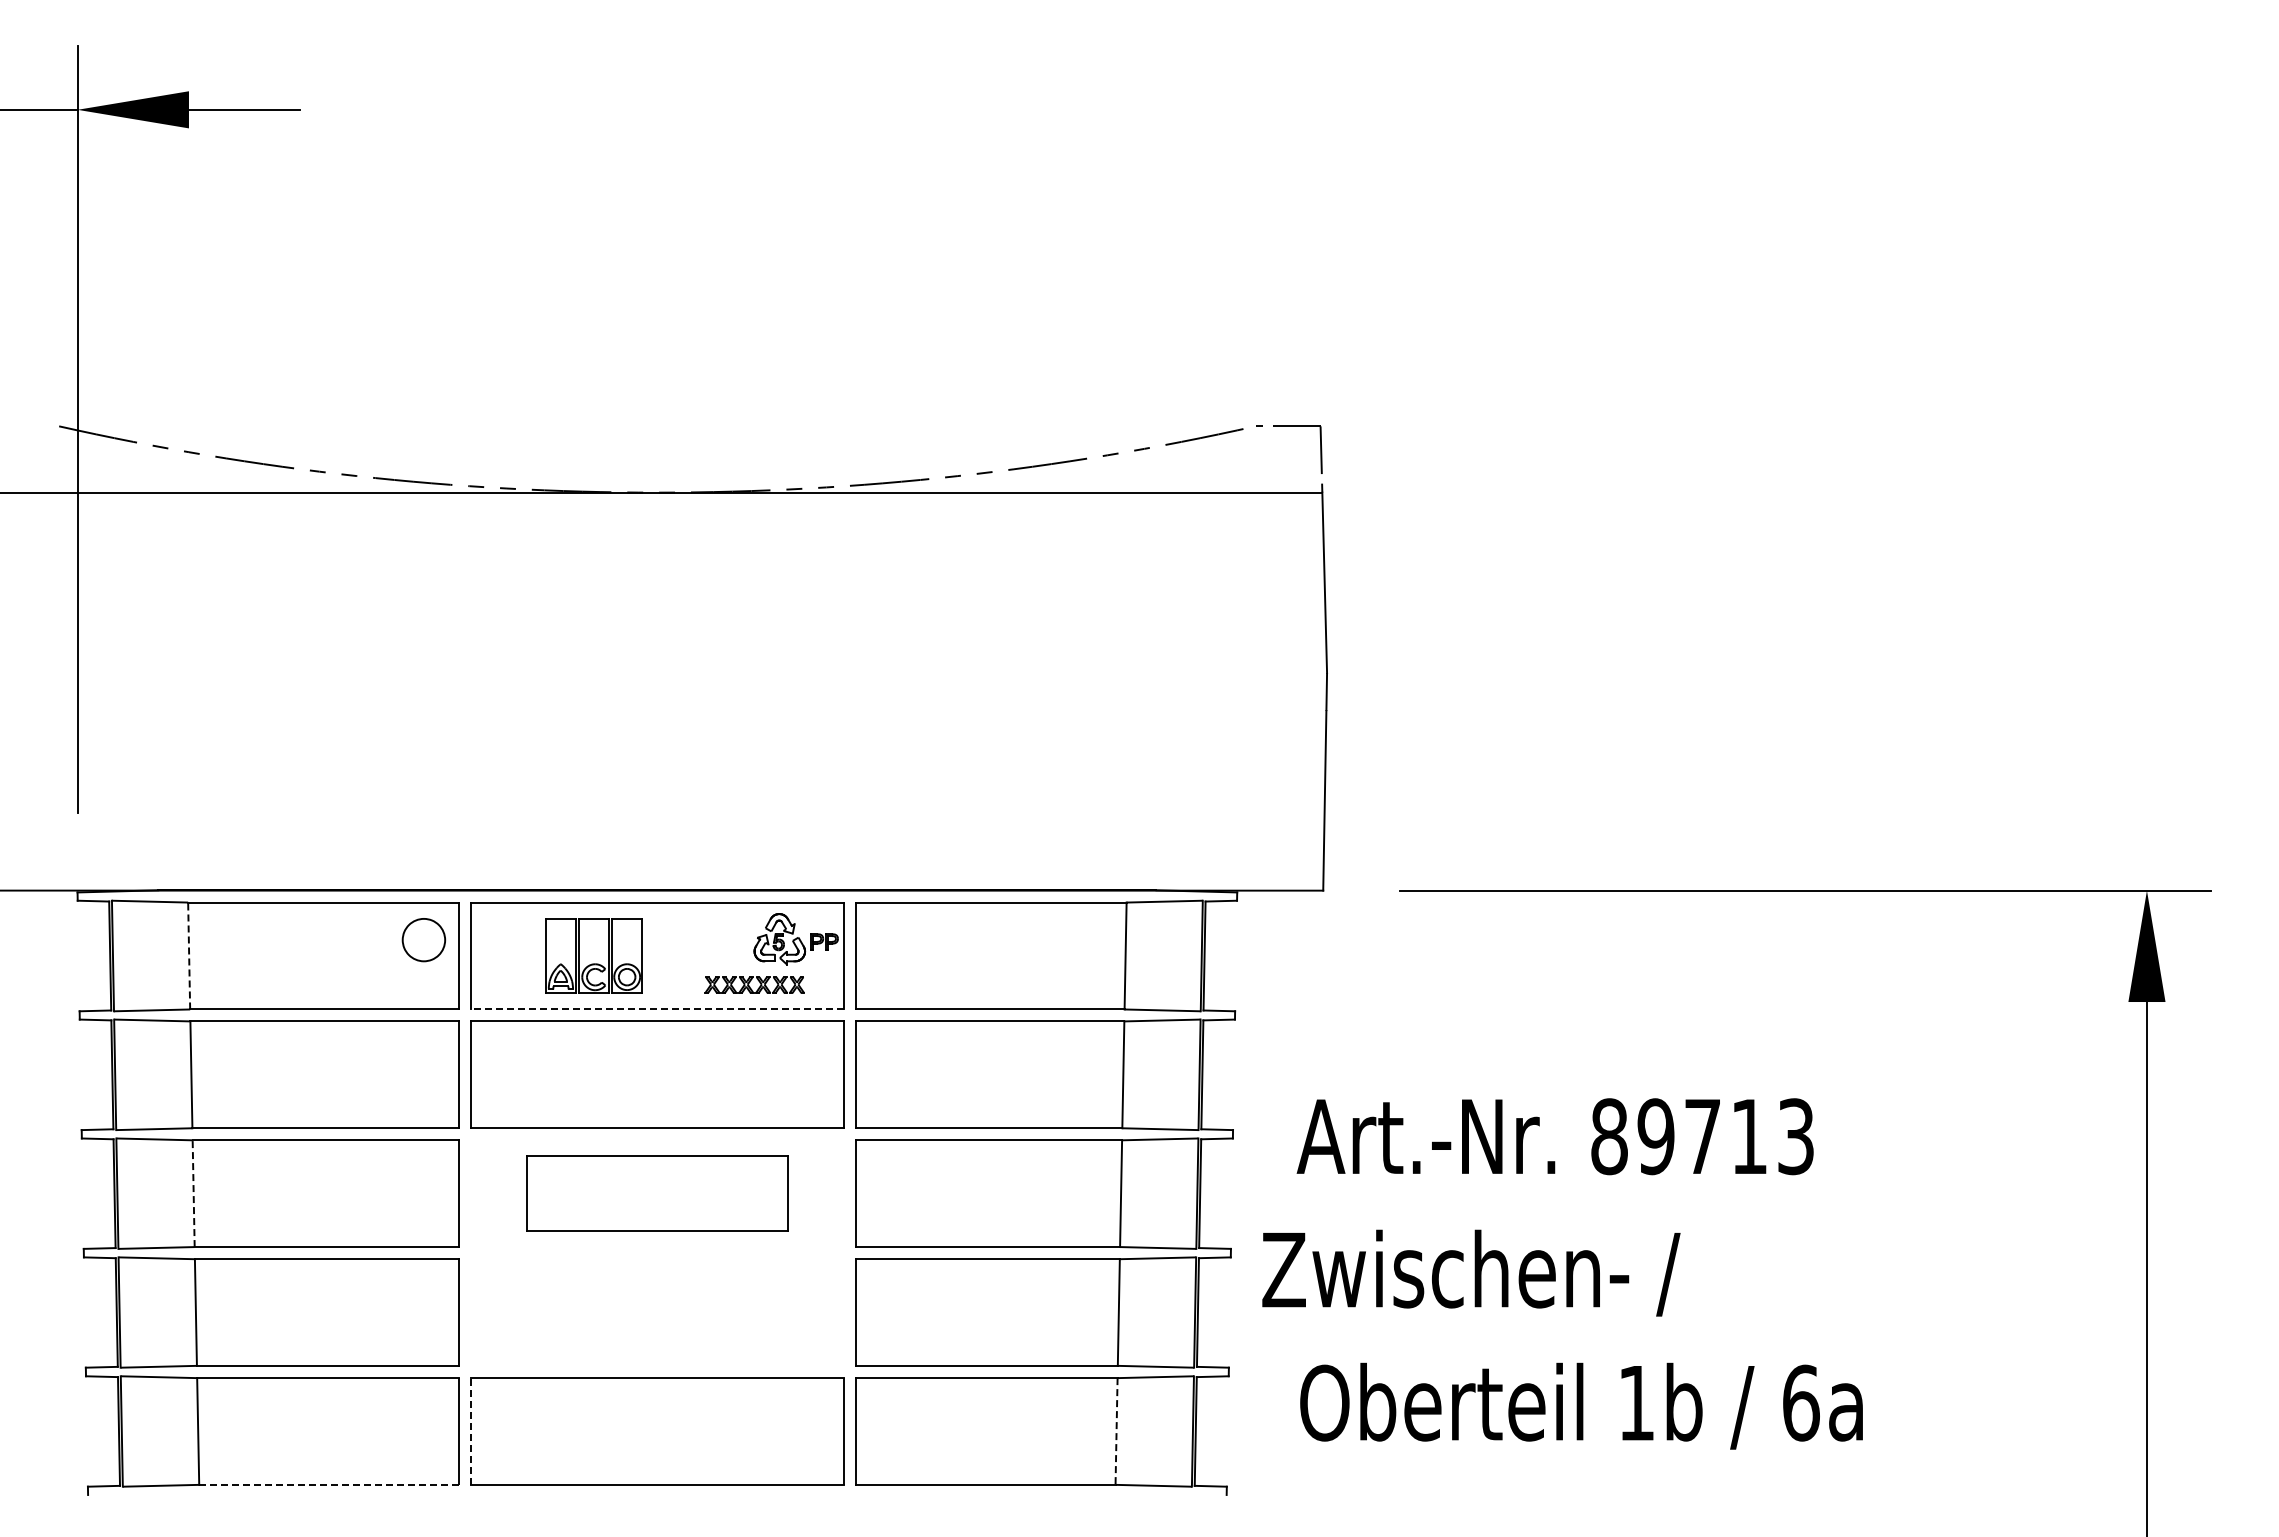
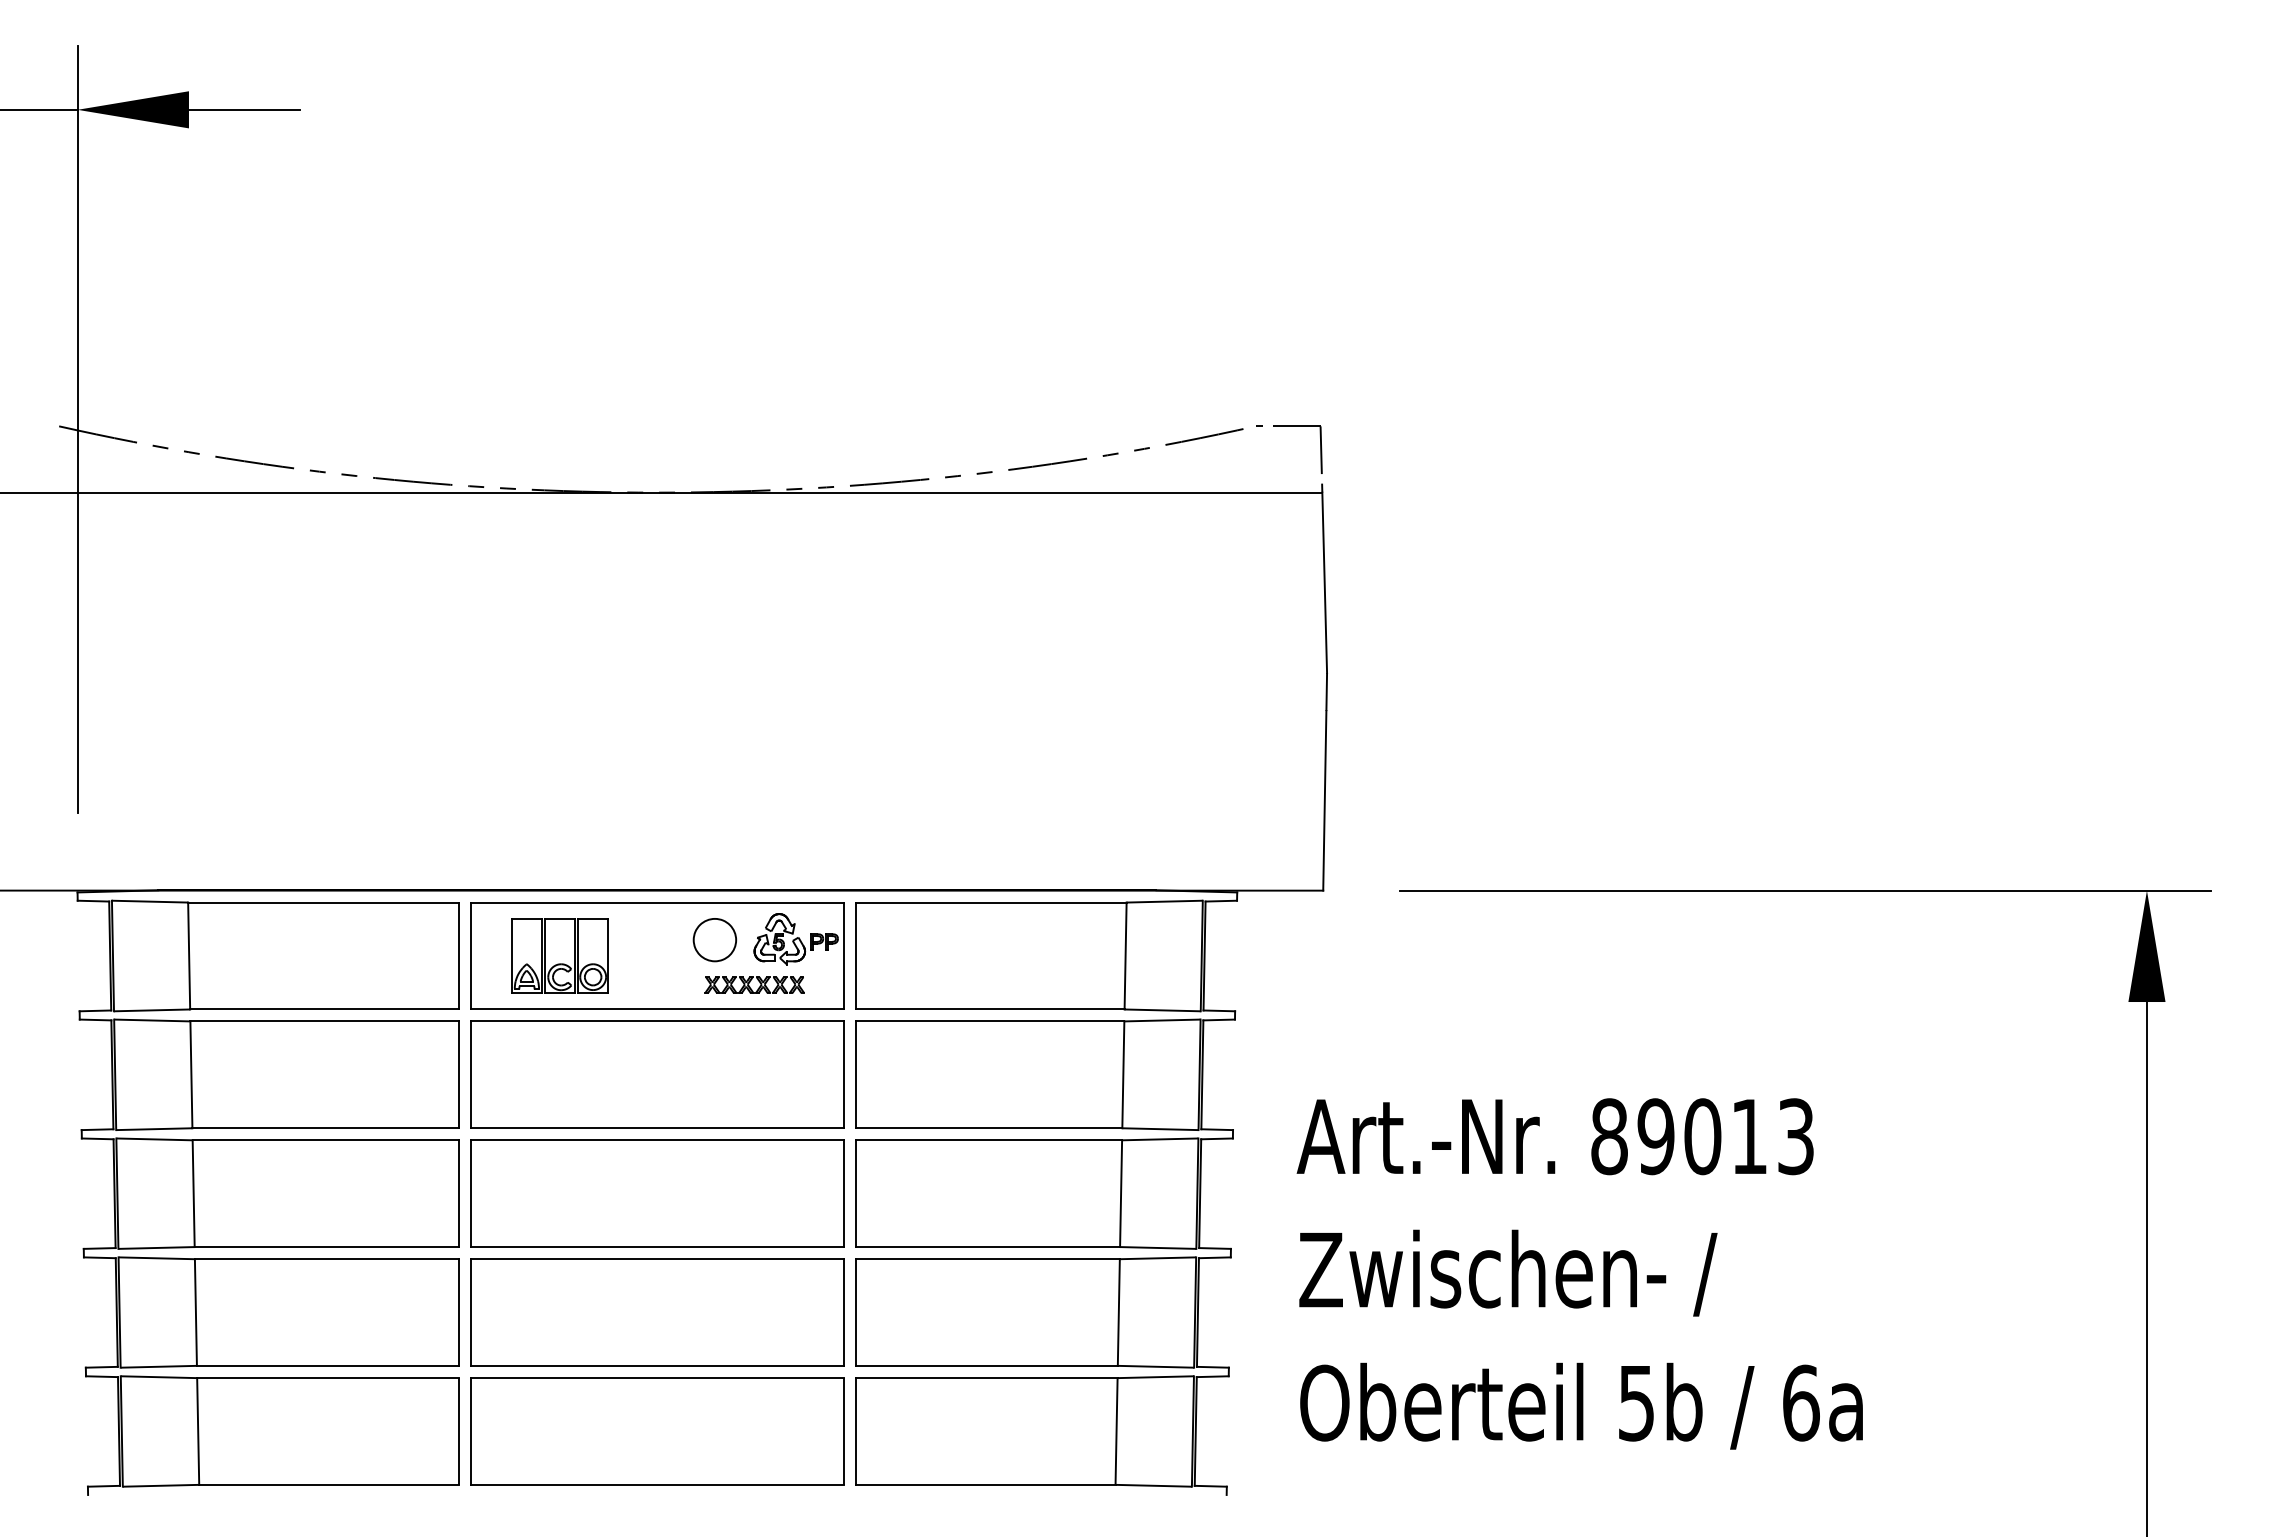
part position: (423, 940) -> (714, 940) (714, 940)
line: dashed -> solid (189, 955)
part position: (593, 955) -> (559, 955) (559, 955)
line: dashed -> solid (656, 1009)
text: 89713 -> 89013 (1702, 1136)
line: dashed -> solid (193, 1193)
part size: 263x77 px -> 375x109 px (657, 1193)
text position: (1471, 1272) -> (1508, 1272) (1508, 1272)
part: none -> present (657, 1312)
text: 1b -> 5b (1636, 1403)
line: dashed -> solid (470, 1430)
line: dashed -> solid (1116, 1432)
line: dashed -> solid (329, 1484)
